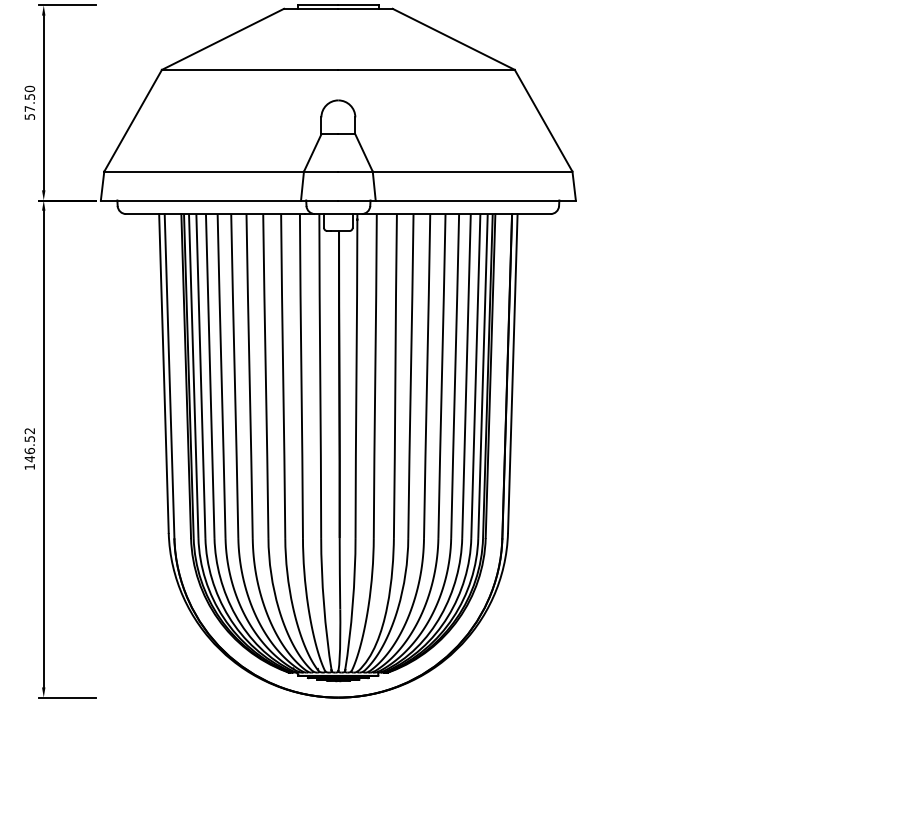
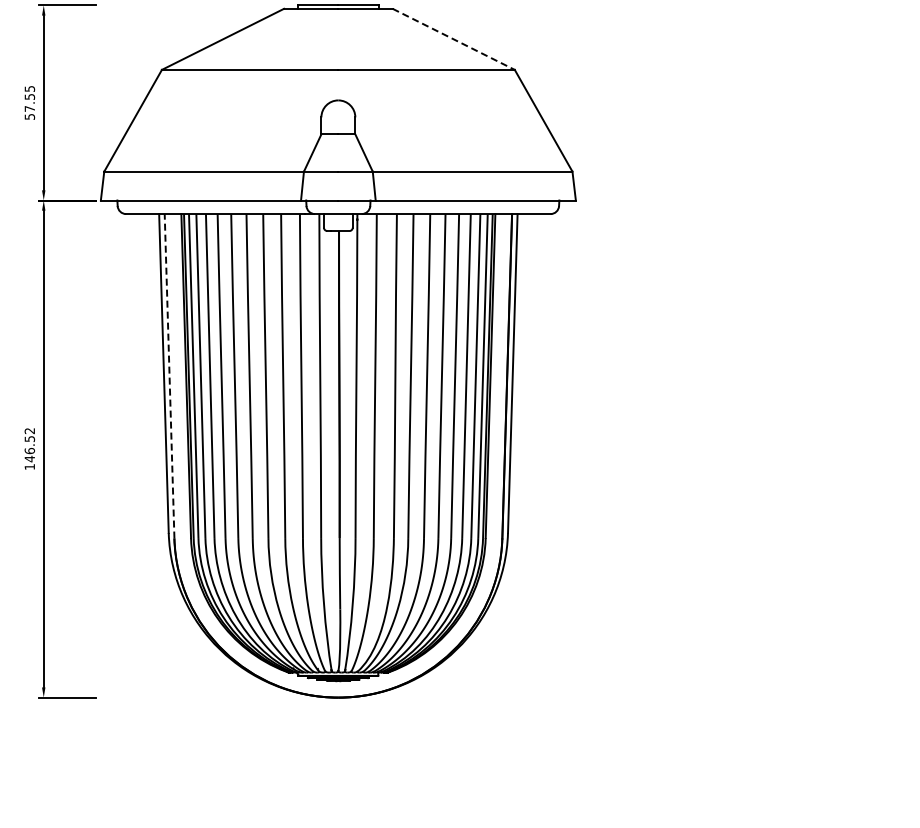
line: solid -> dashed (454, 39)
text: 57.50 -> 57.55 (29, 88)
line: solid -> dashed (169, 375)
